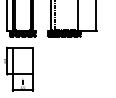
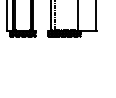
part: present -> none (19, 68)
